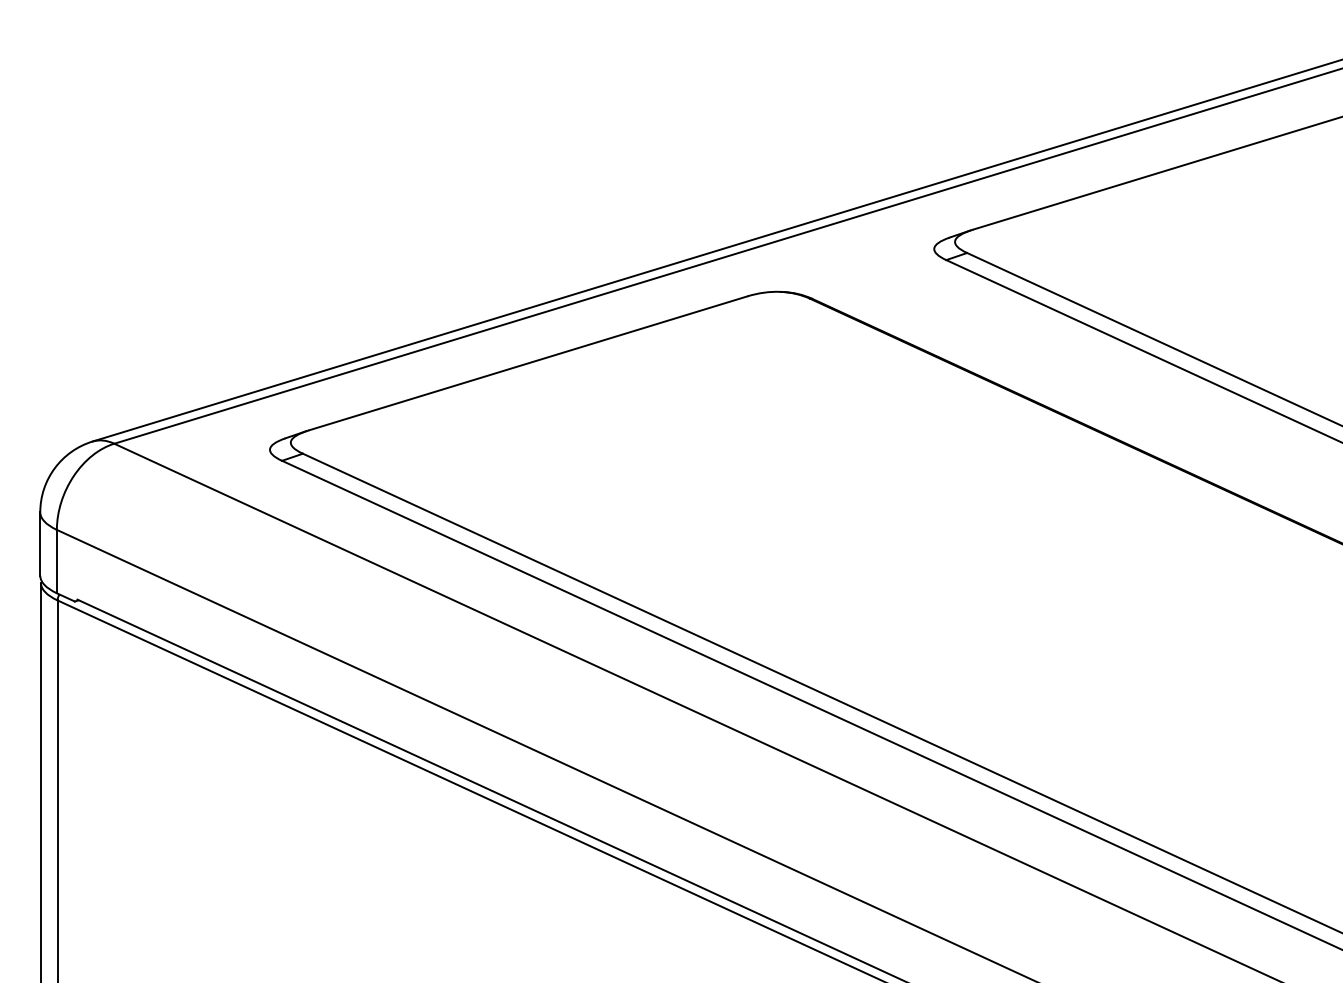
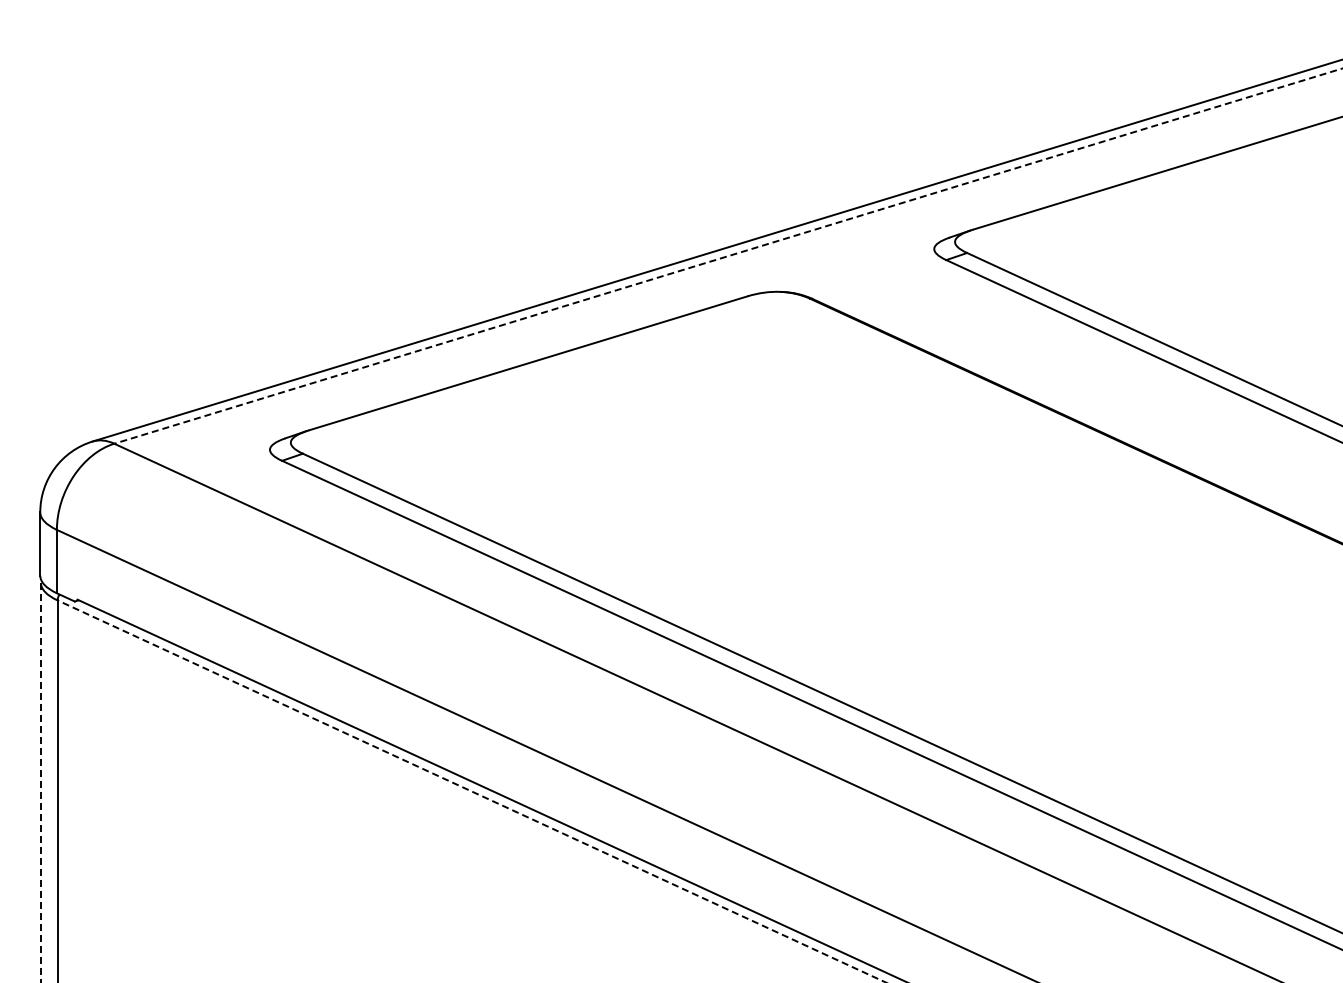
line: solid -> dashed (728, 256)
line: solid -> dashed (40, 782)
line: solid -> dashed (471, 791)
